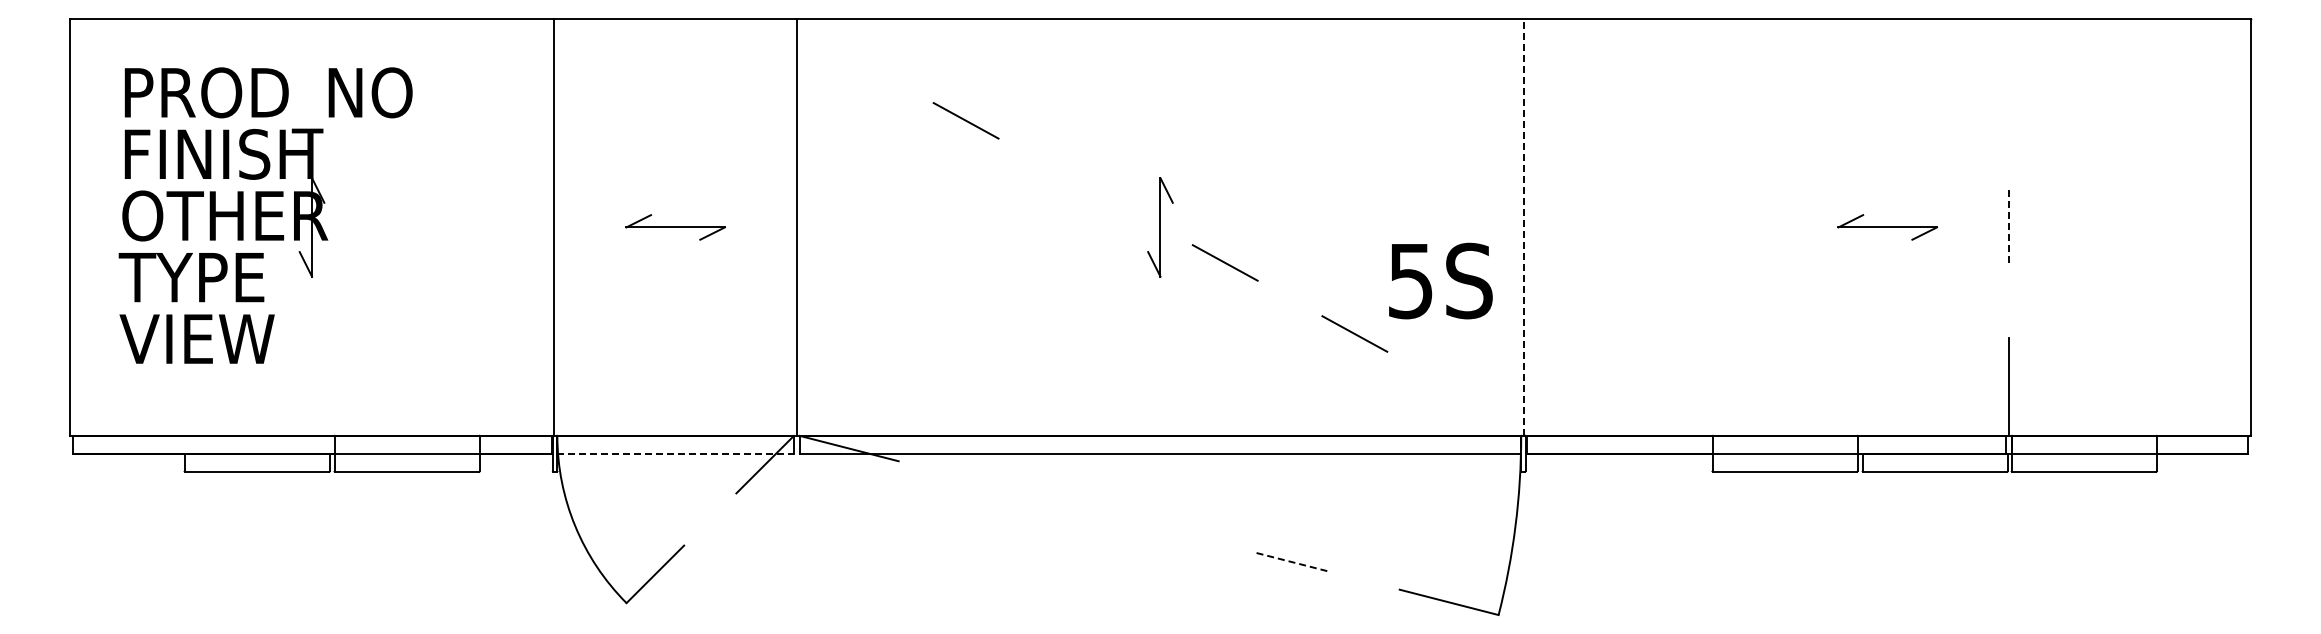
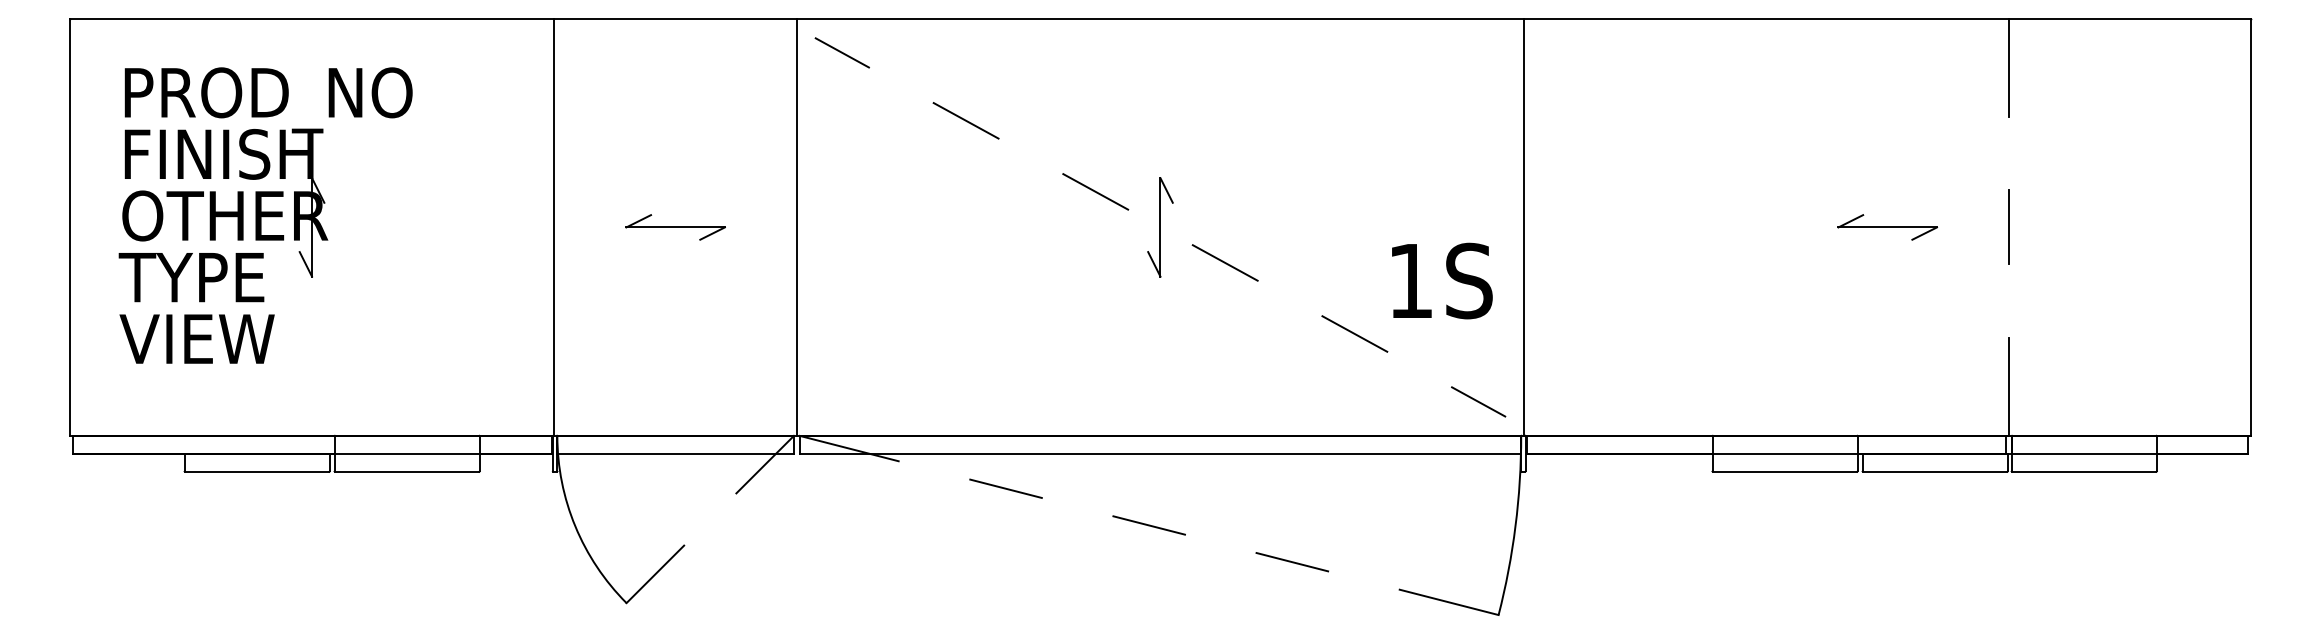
line: none -> present (841, 52)
line: none -> present (2008, 67)
line: none -> present (1095, 191)
line: dashed -> solid (1524, 226)
line: dashed -> solid (2008, 227)
text: 5S -> 1S (1410, 281)
line: none -> present (1478, 401)
line: dashed -> solid (676, 454)
line: none -> present (1005, 488)
line: none -> present (1148, 525)
line: dashed -> solid (1292, 562)
